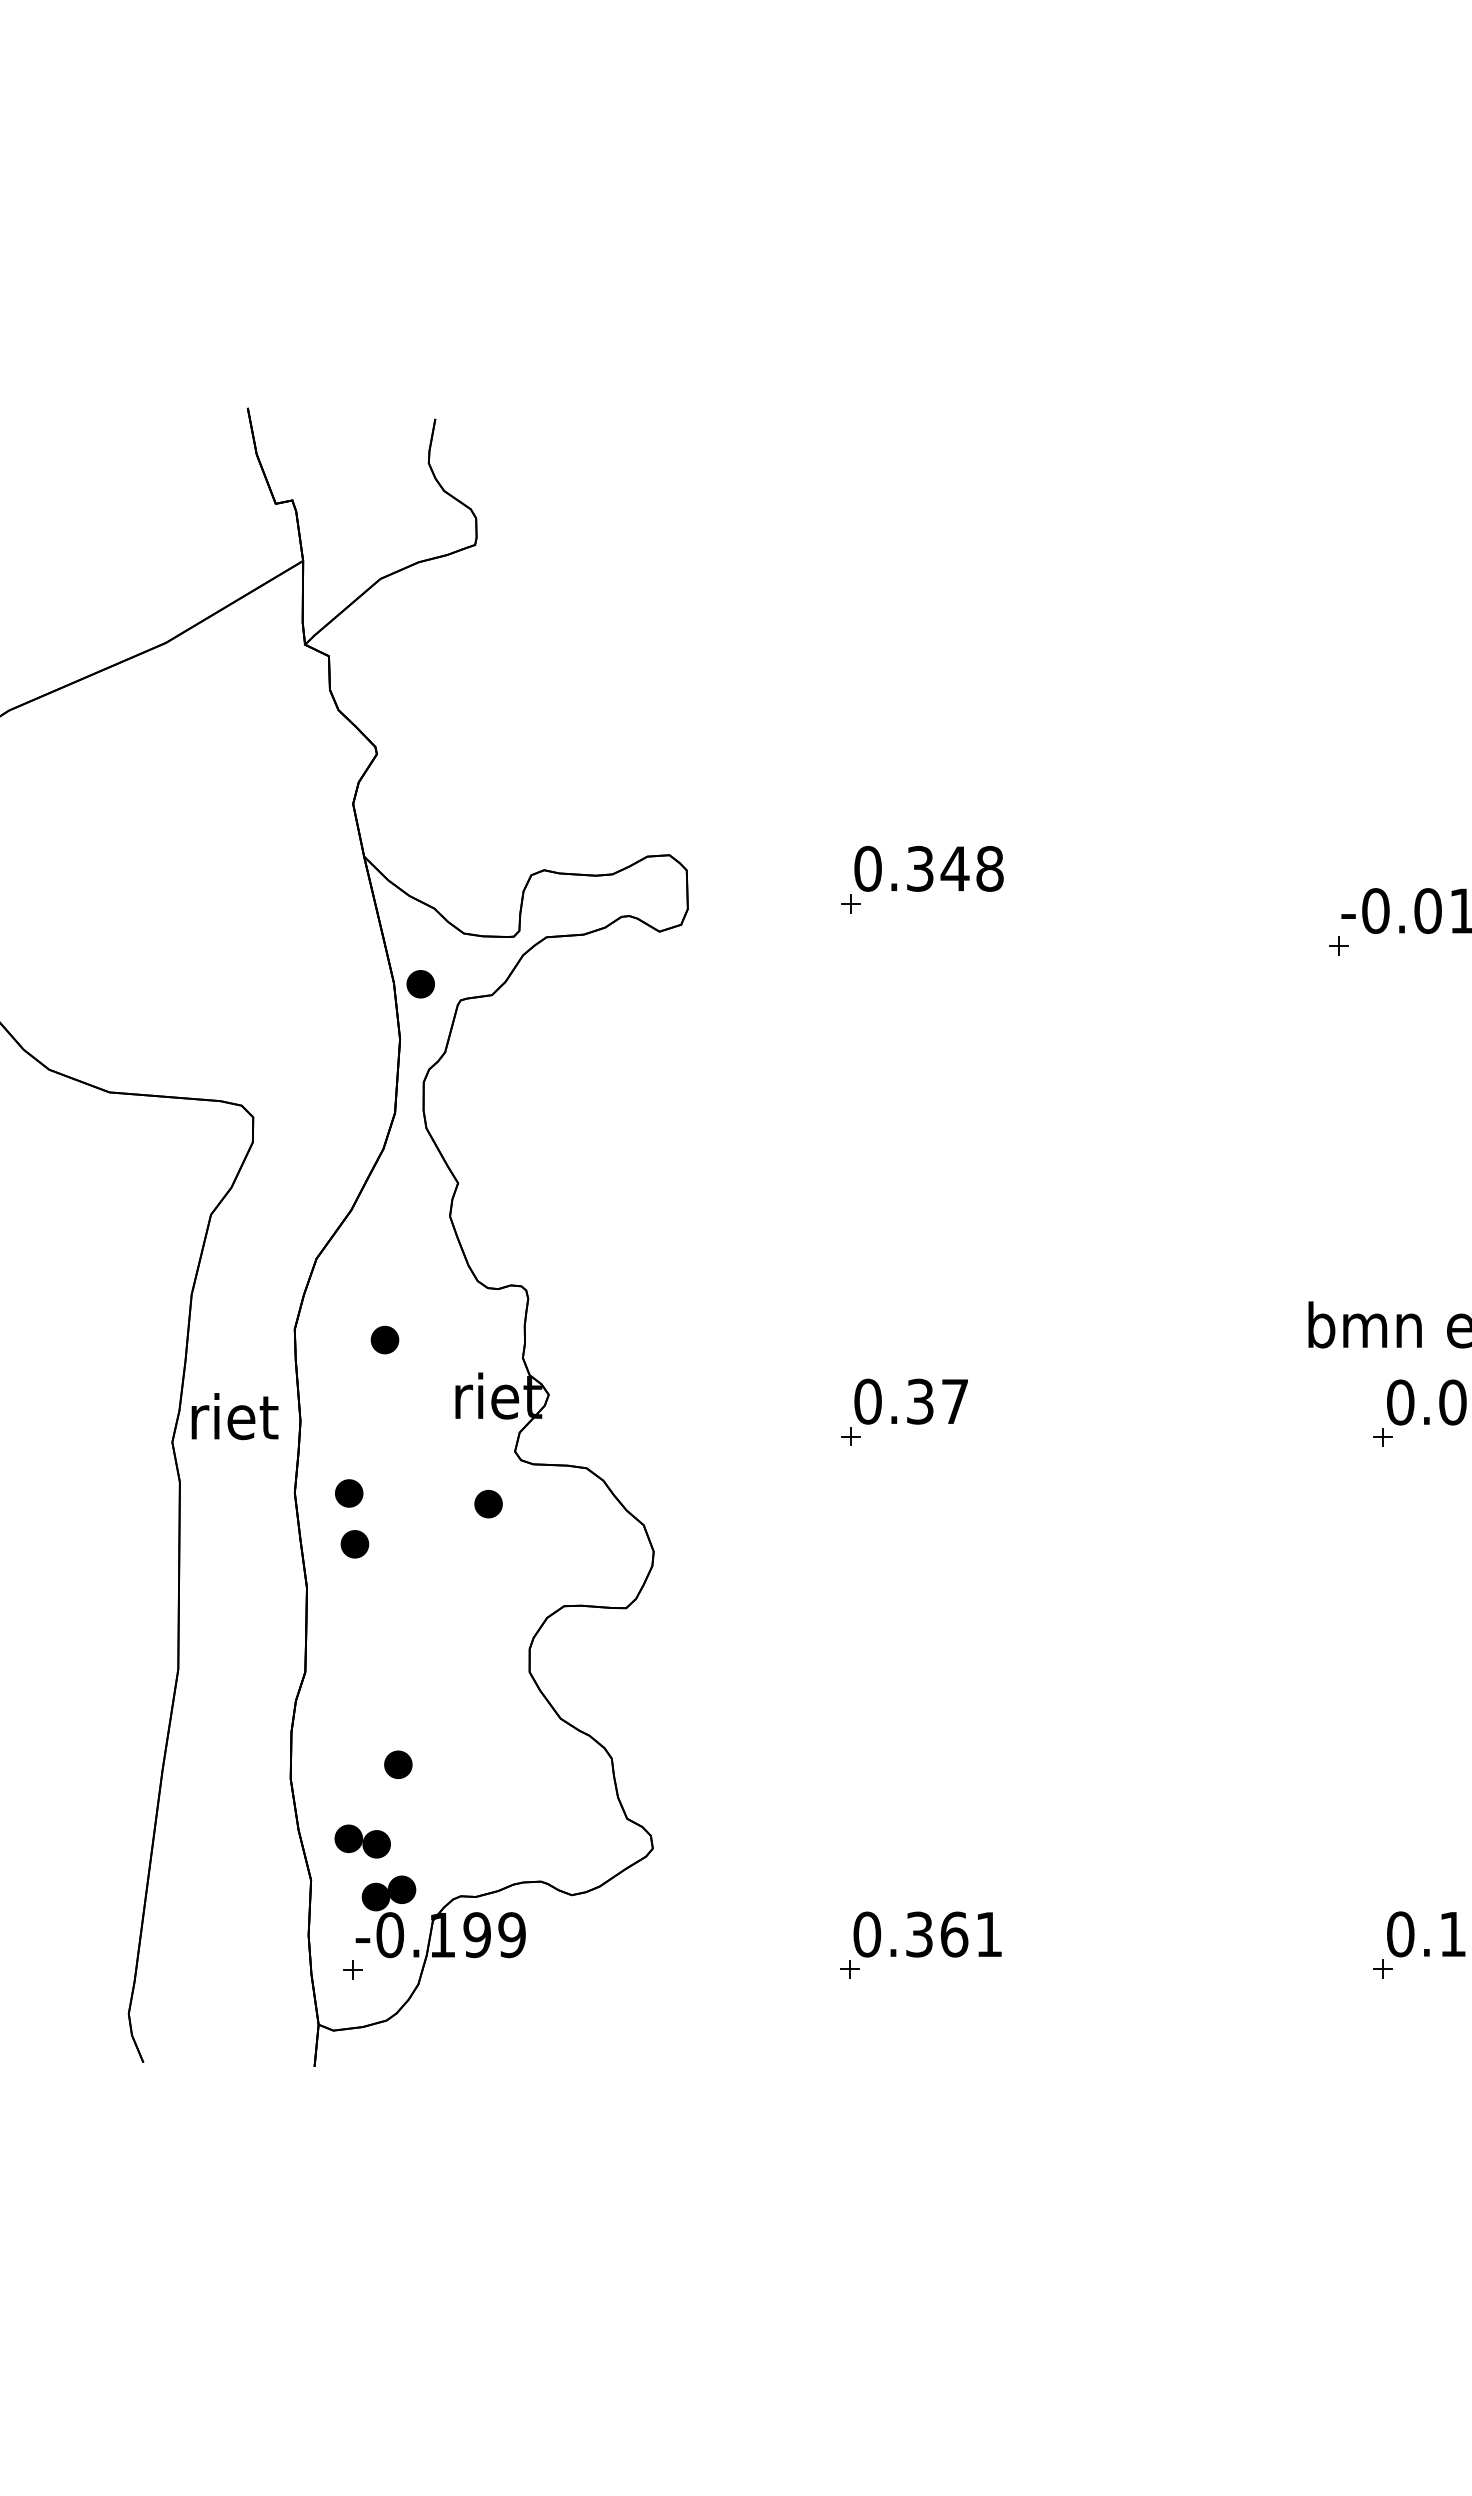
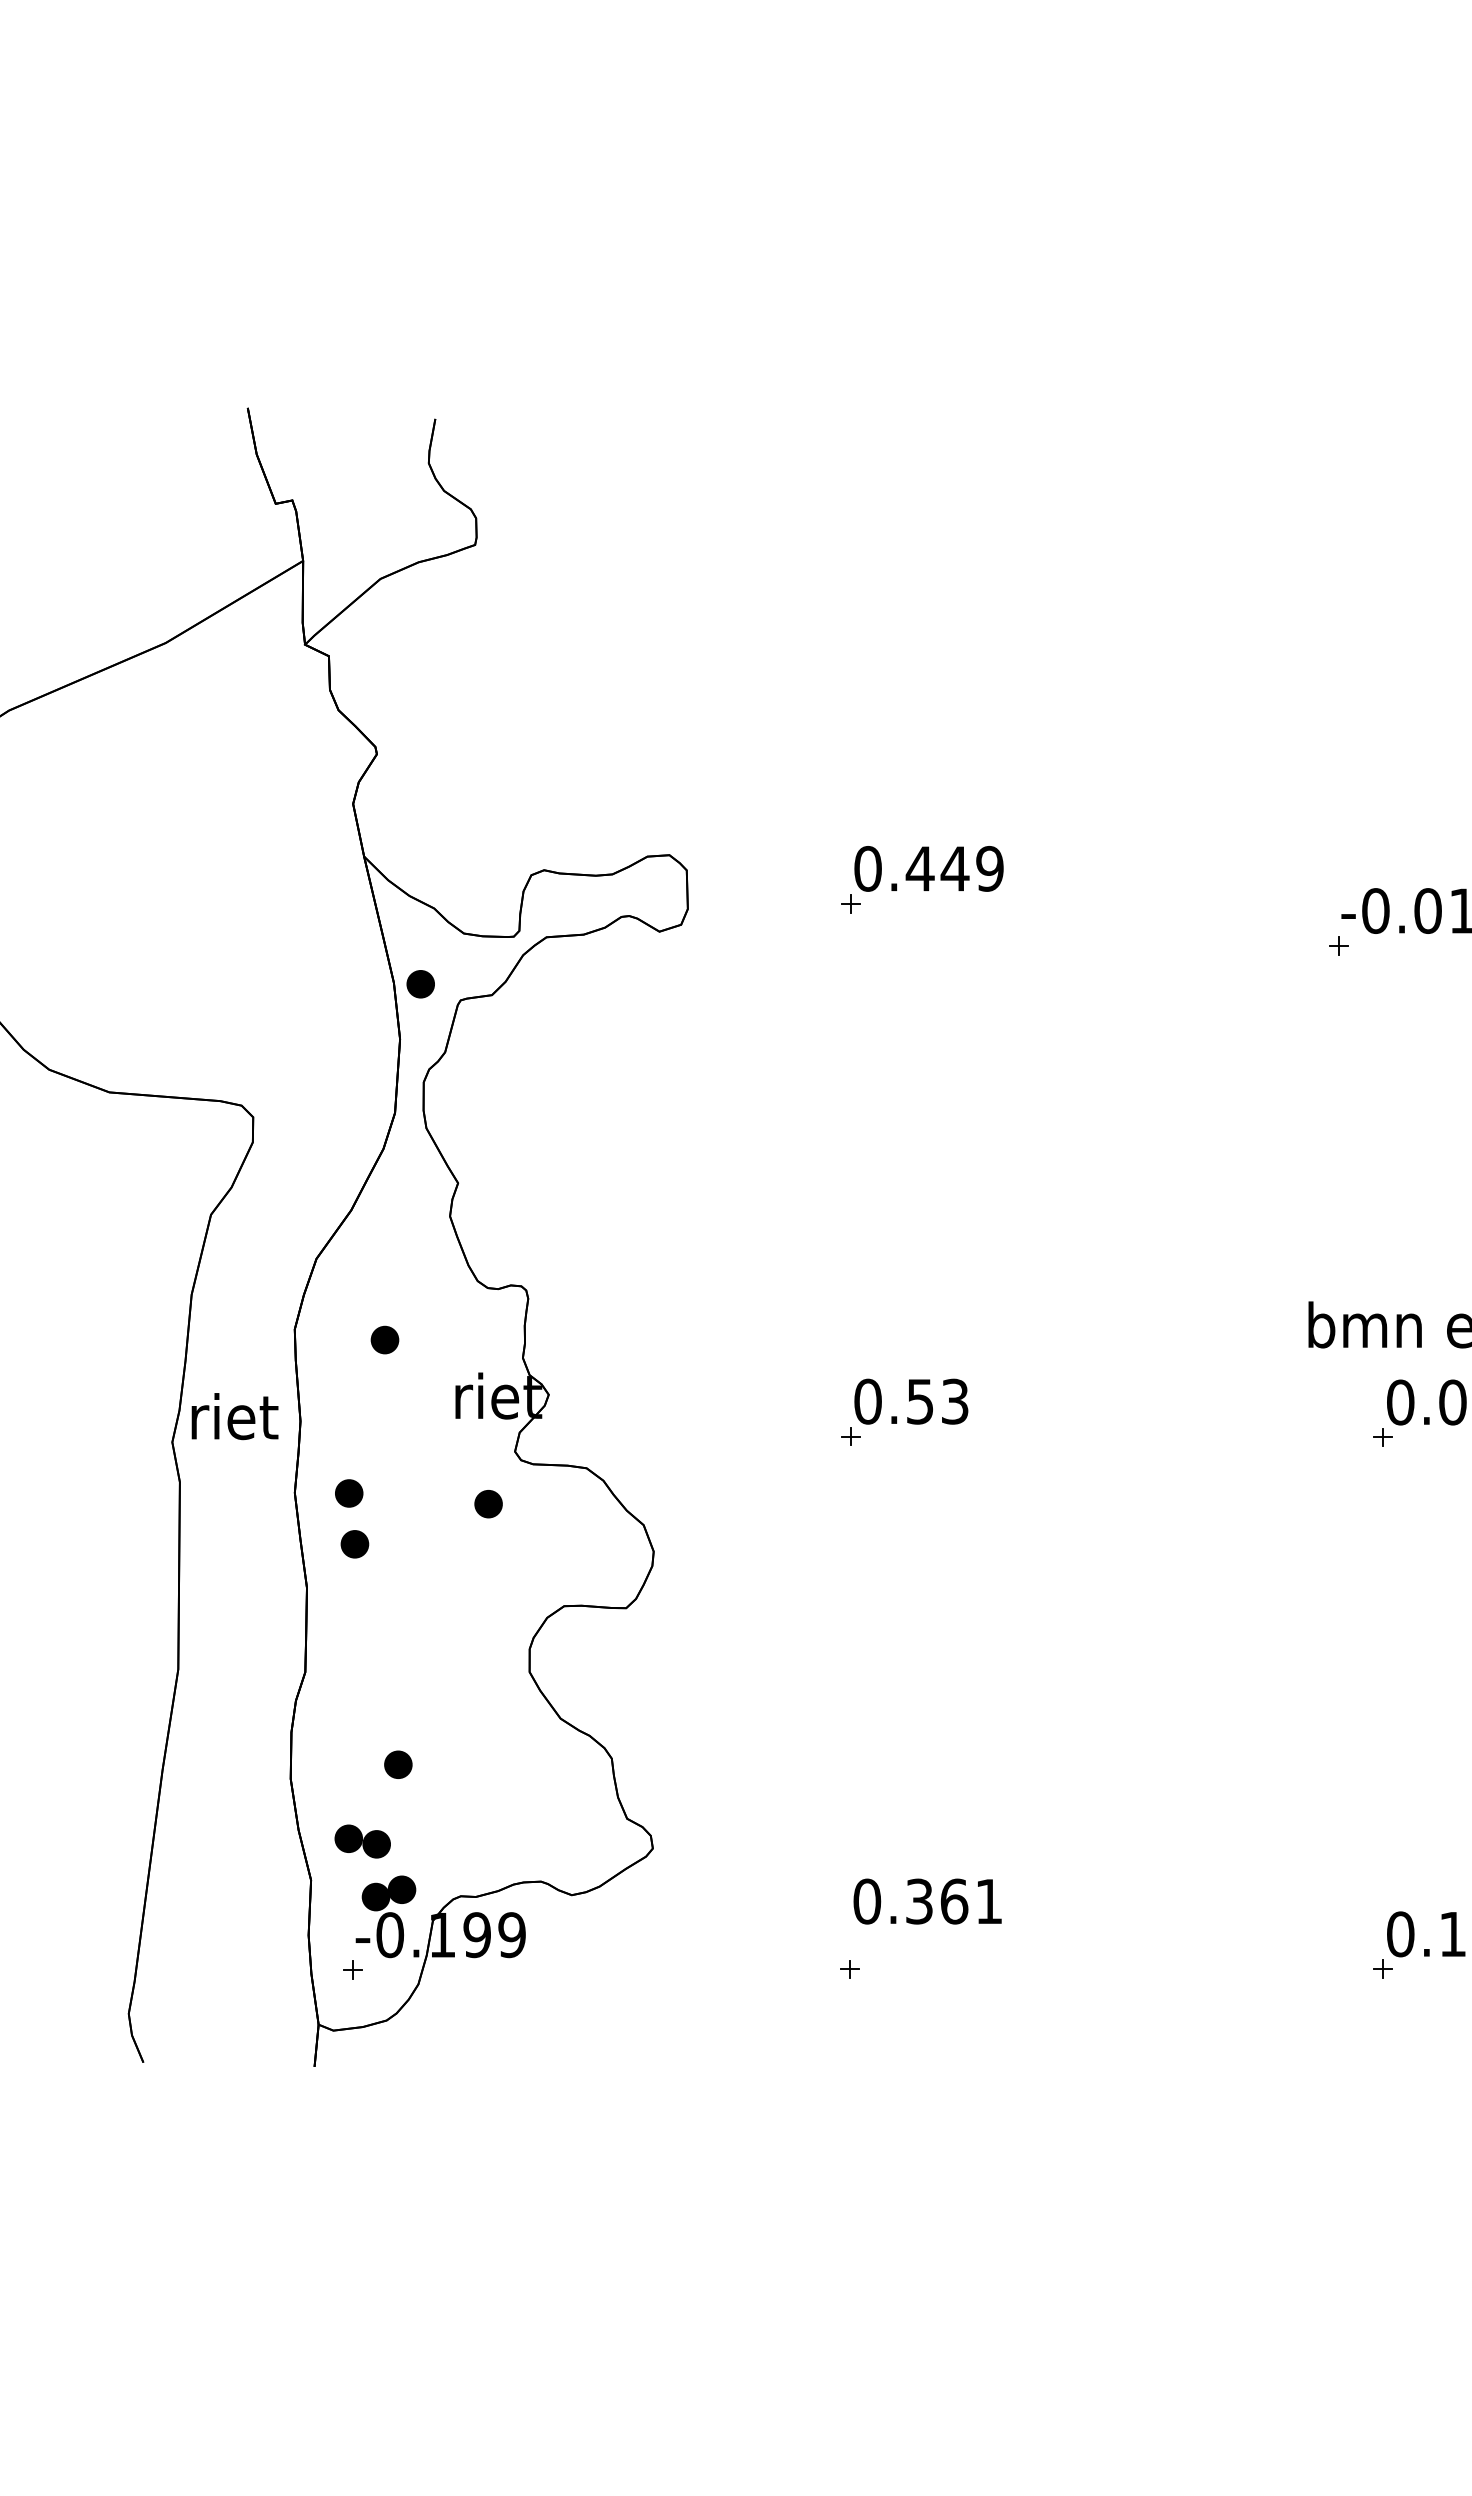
text: 0.348 -> 0.449 (954, 868)
text: 0.37 -> 0.53 (937, 1401)
text position: (927, 1934) -> (927, 1901) (927, 1901)
